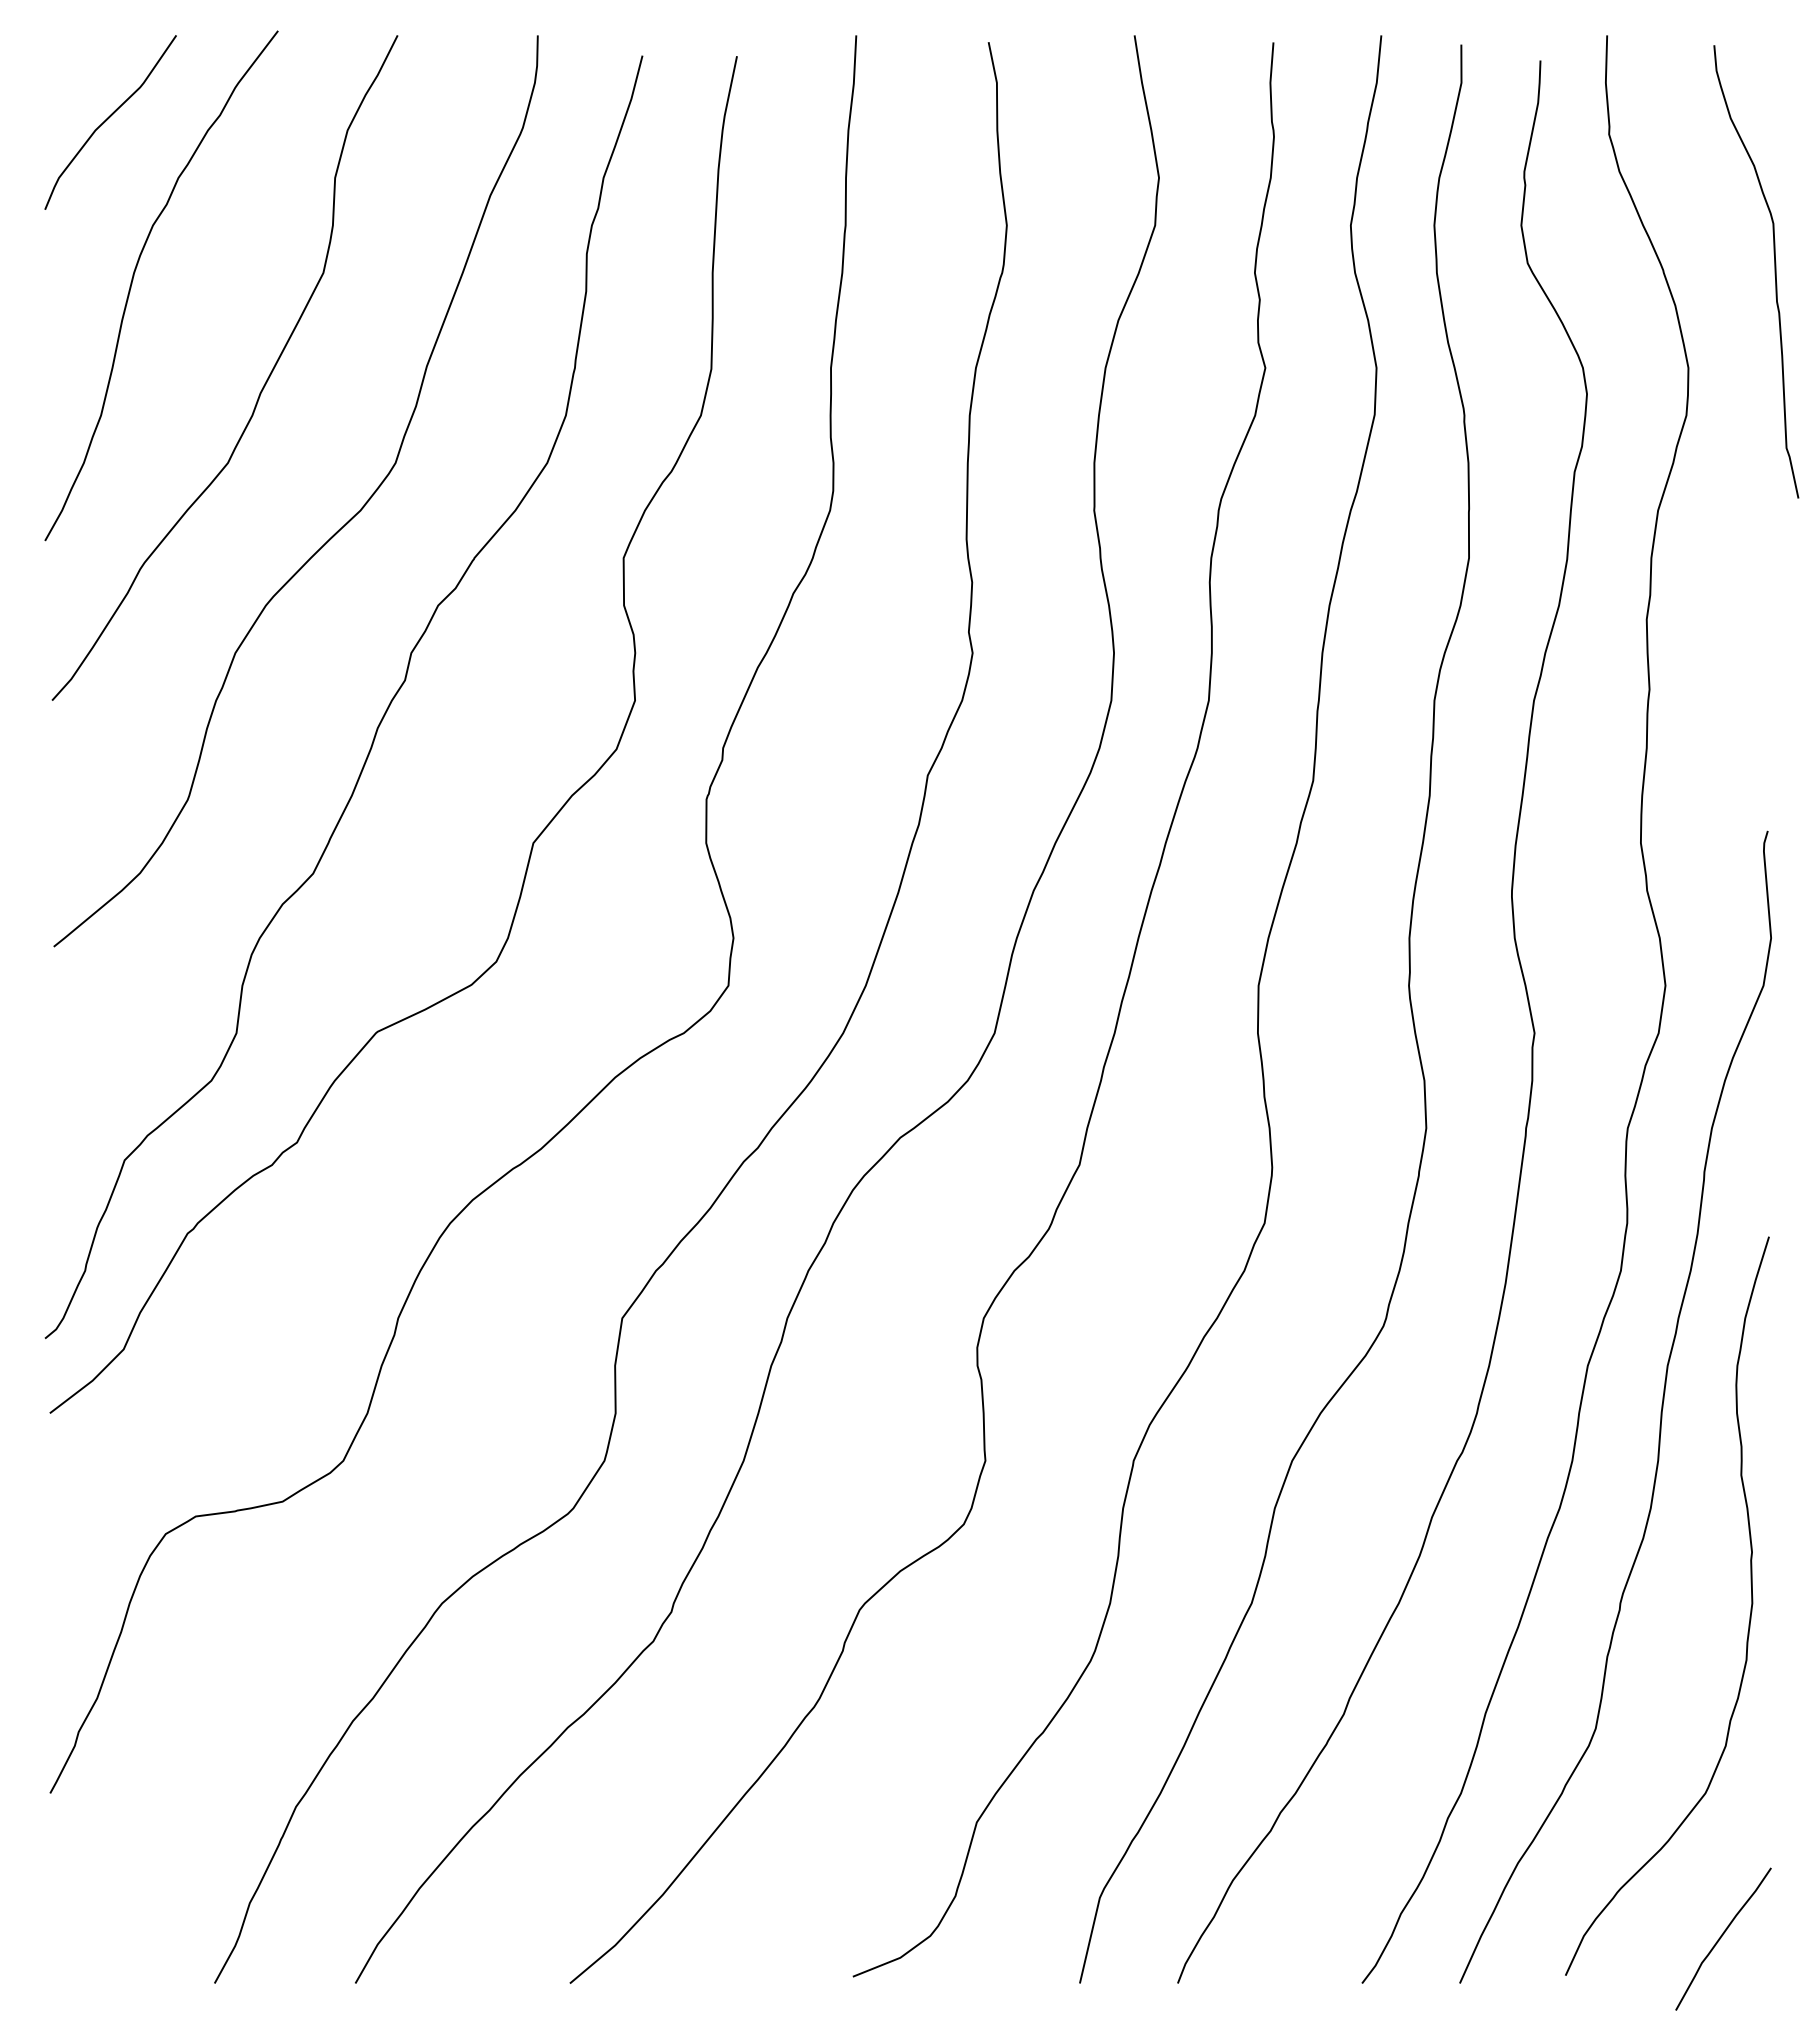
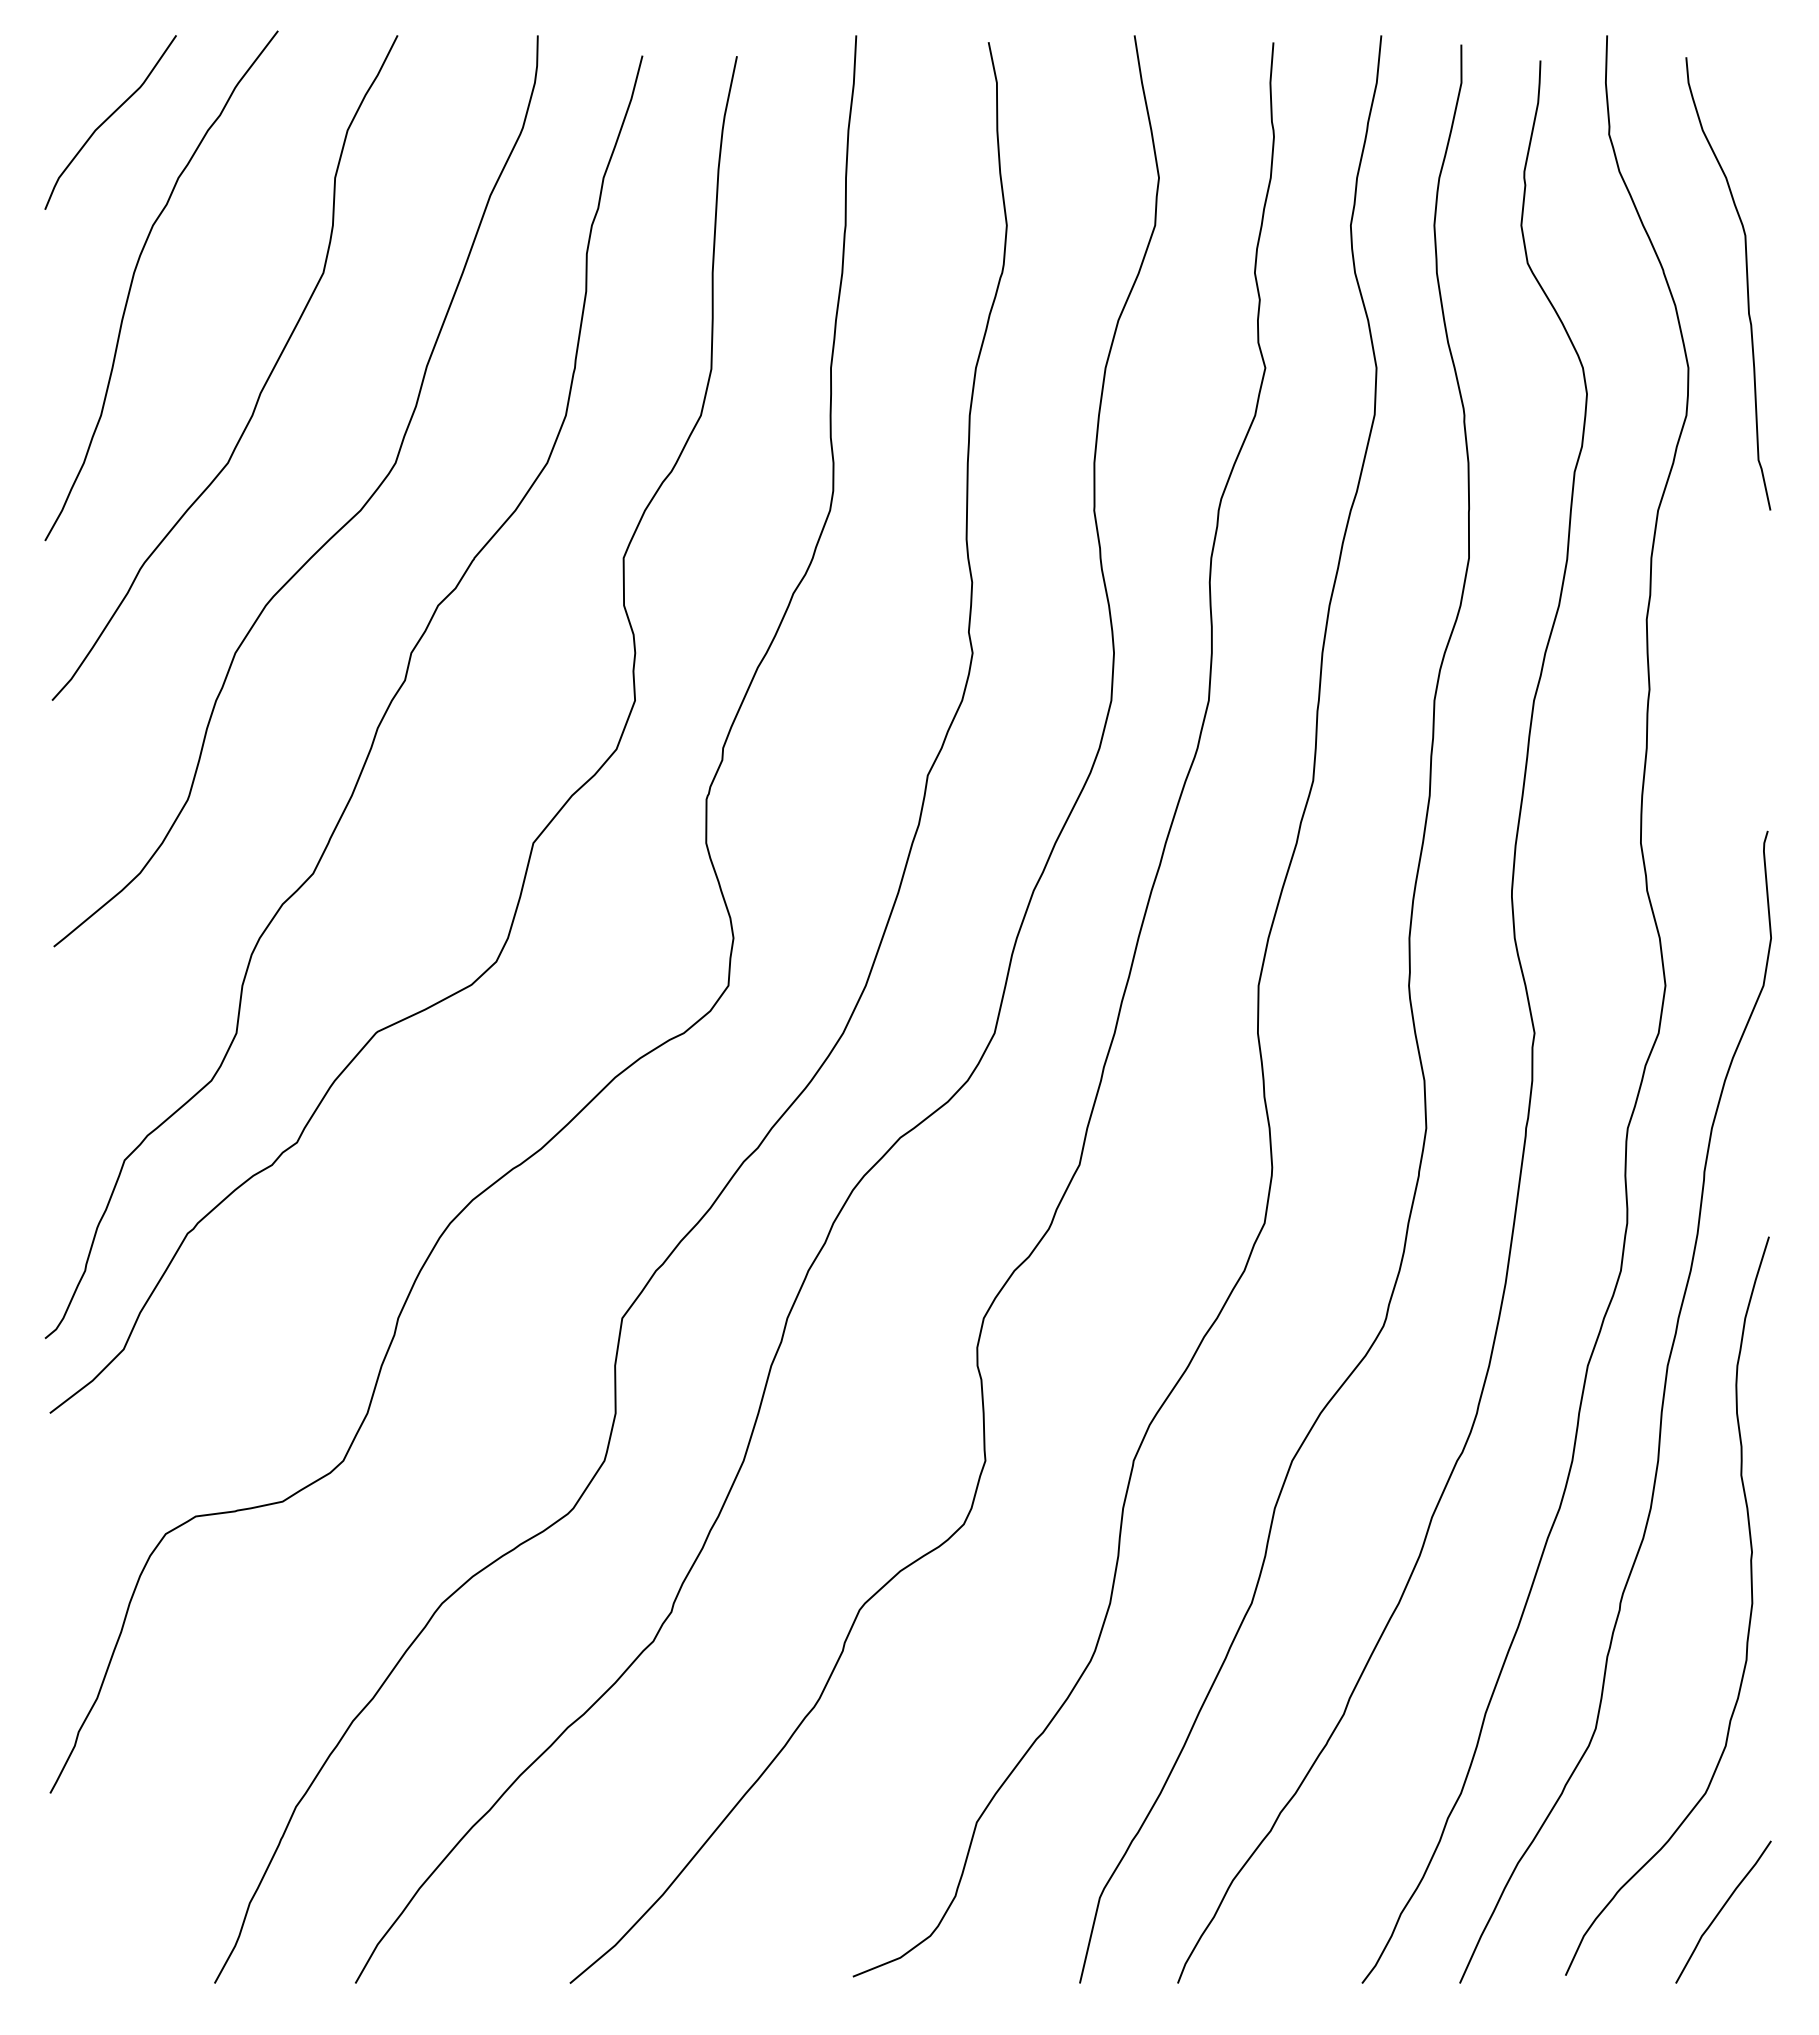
curve position: (1774, 271) -> (1746, 283) (1746, 283)
curve position: (1721, 1938) -> (1721, 1911) (1721, 1911)
